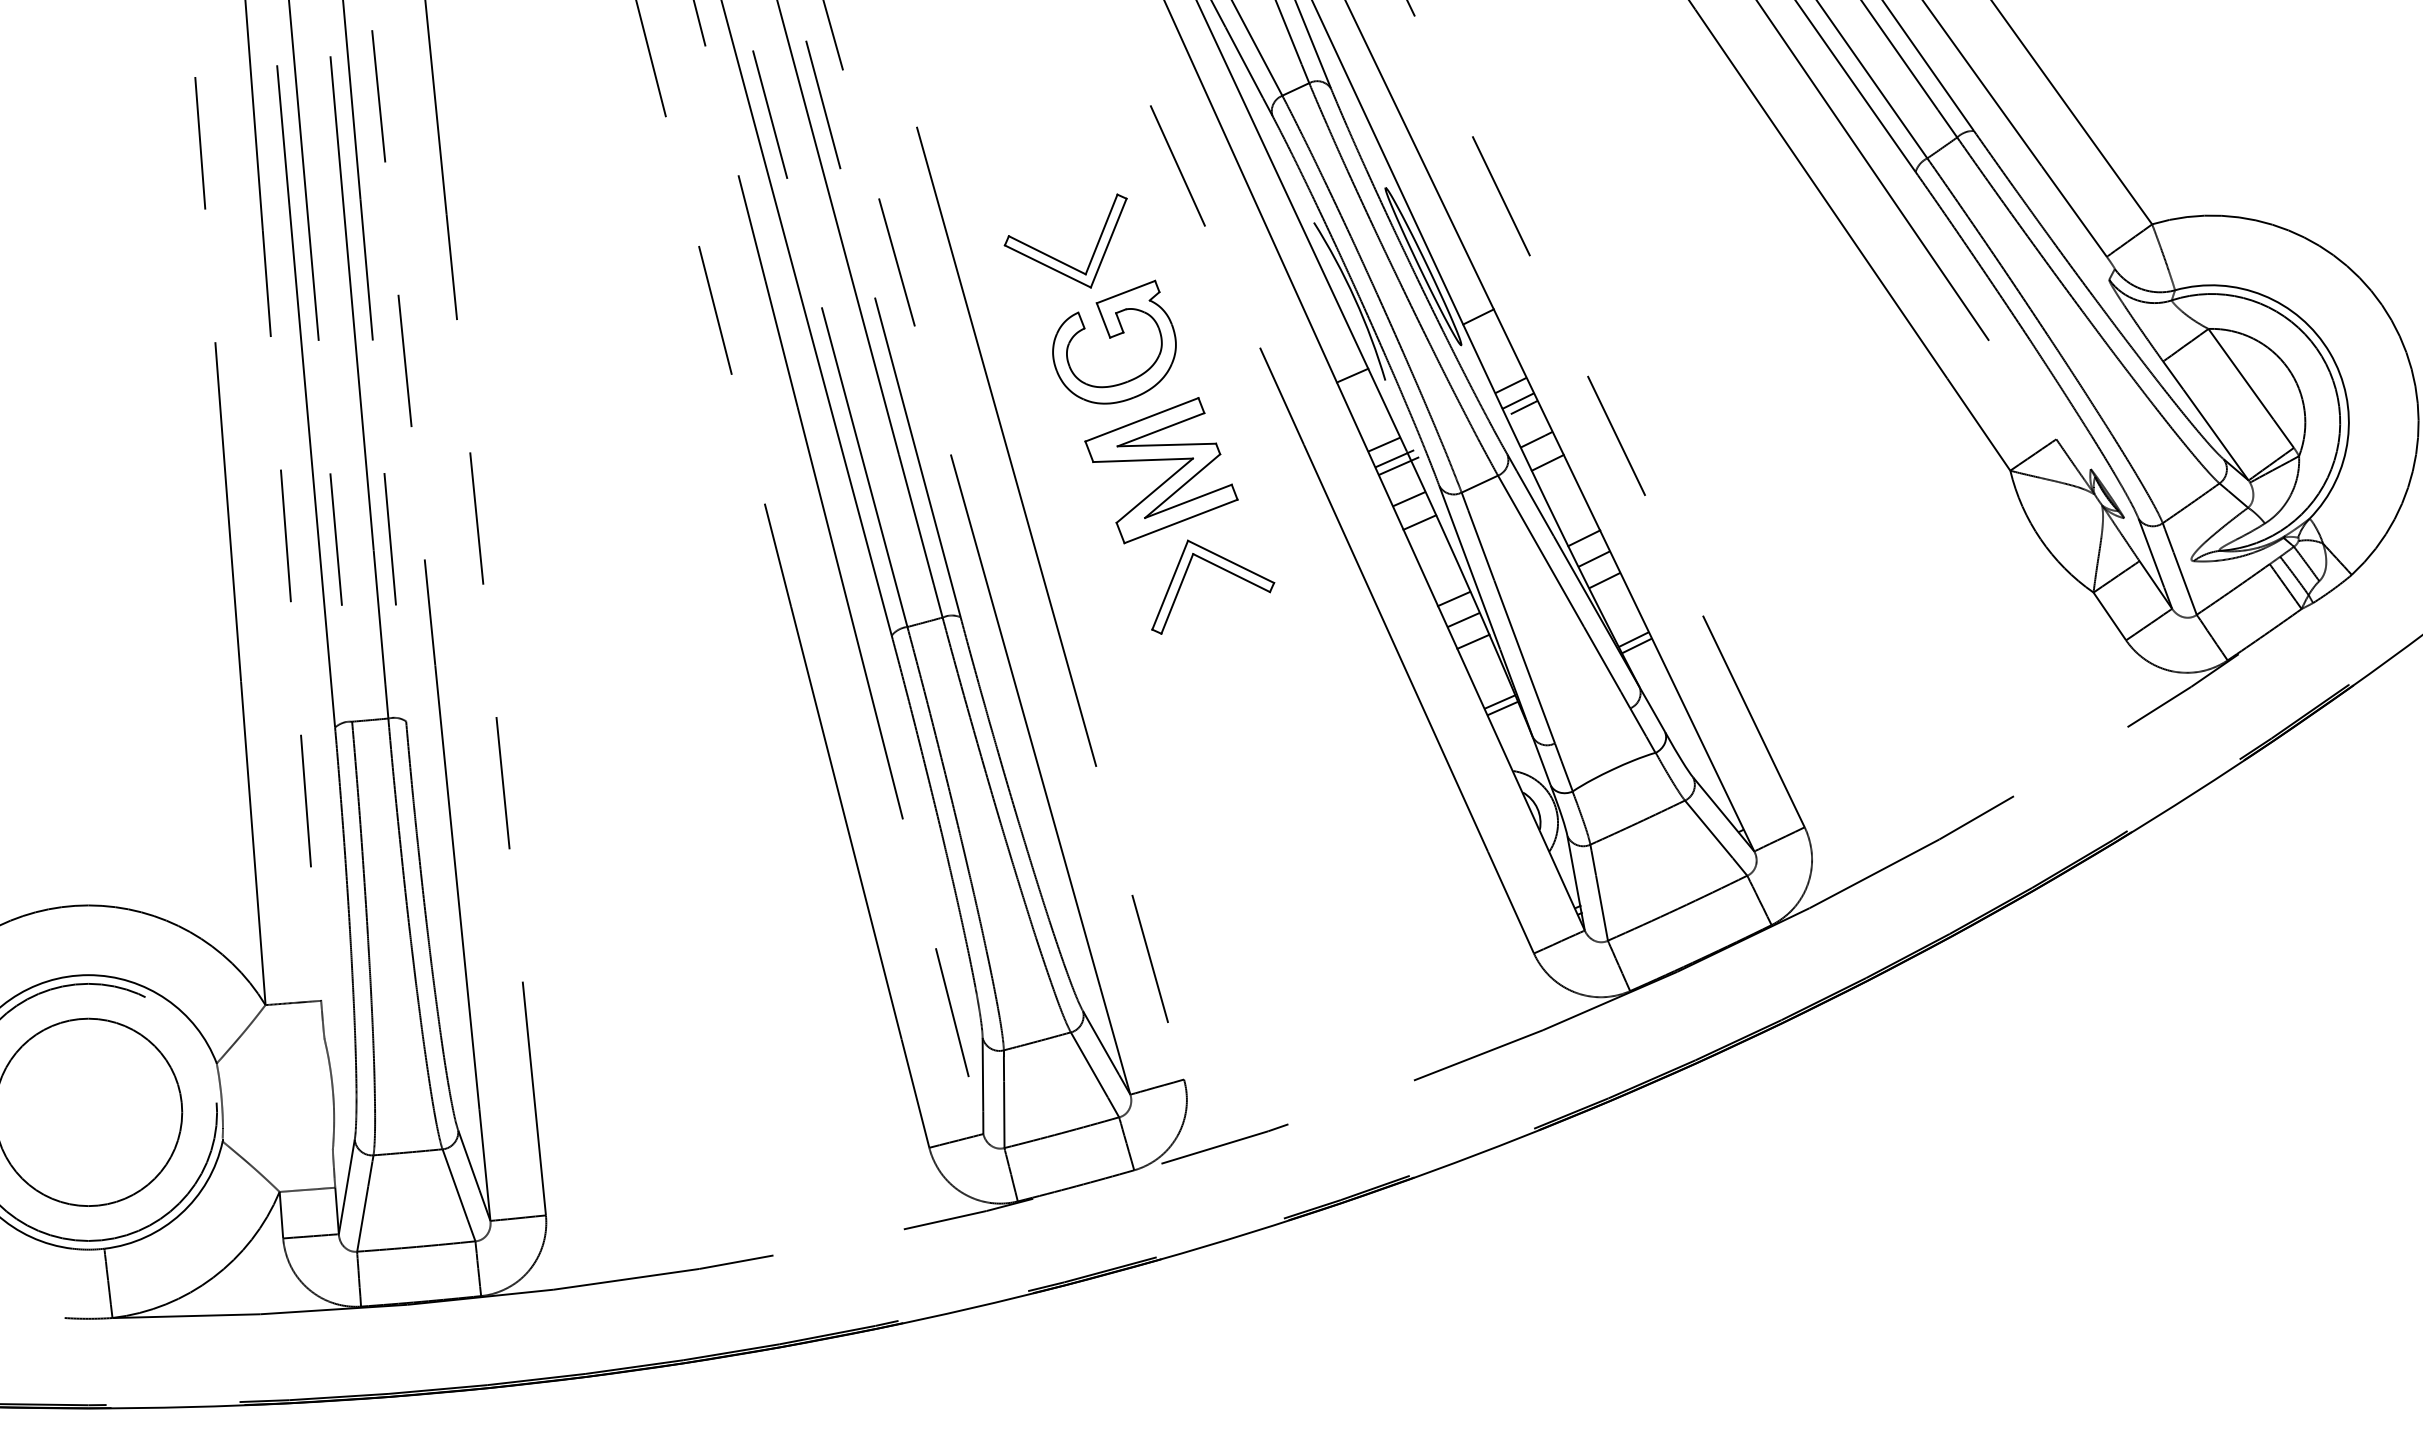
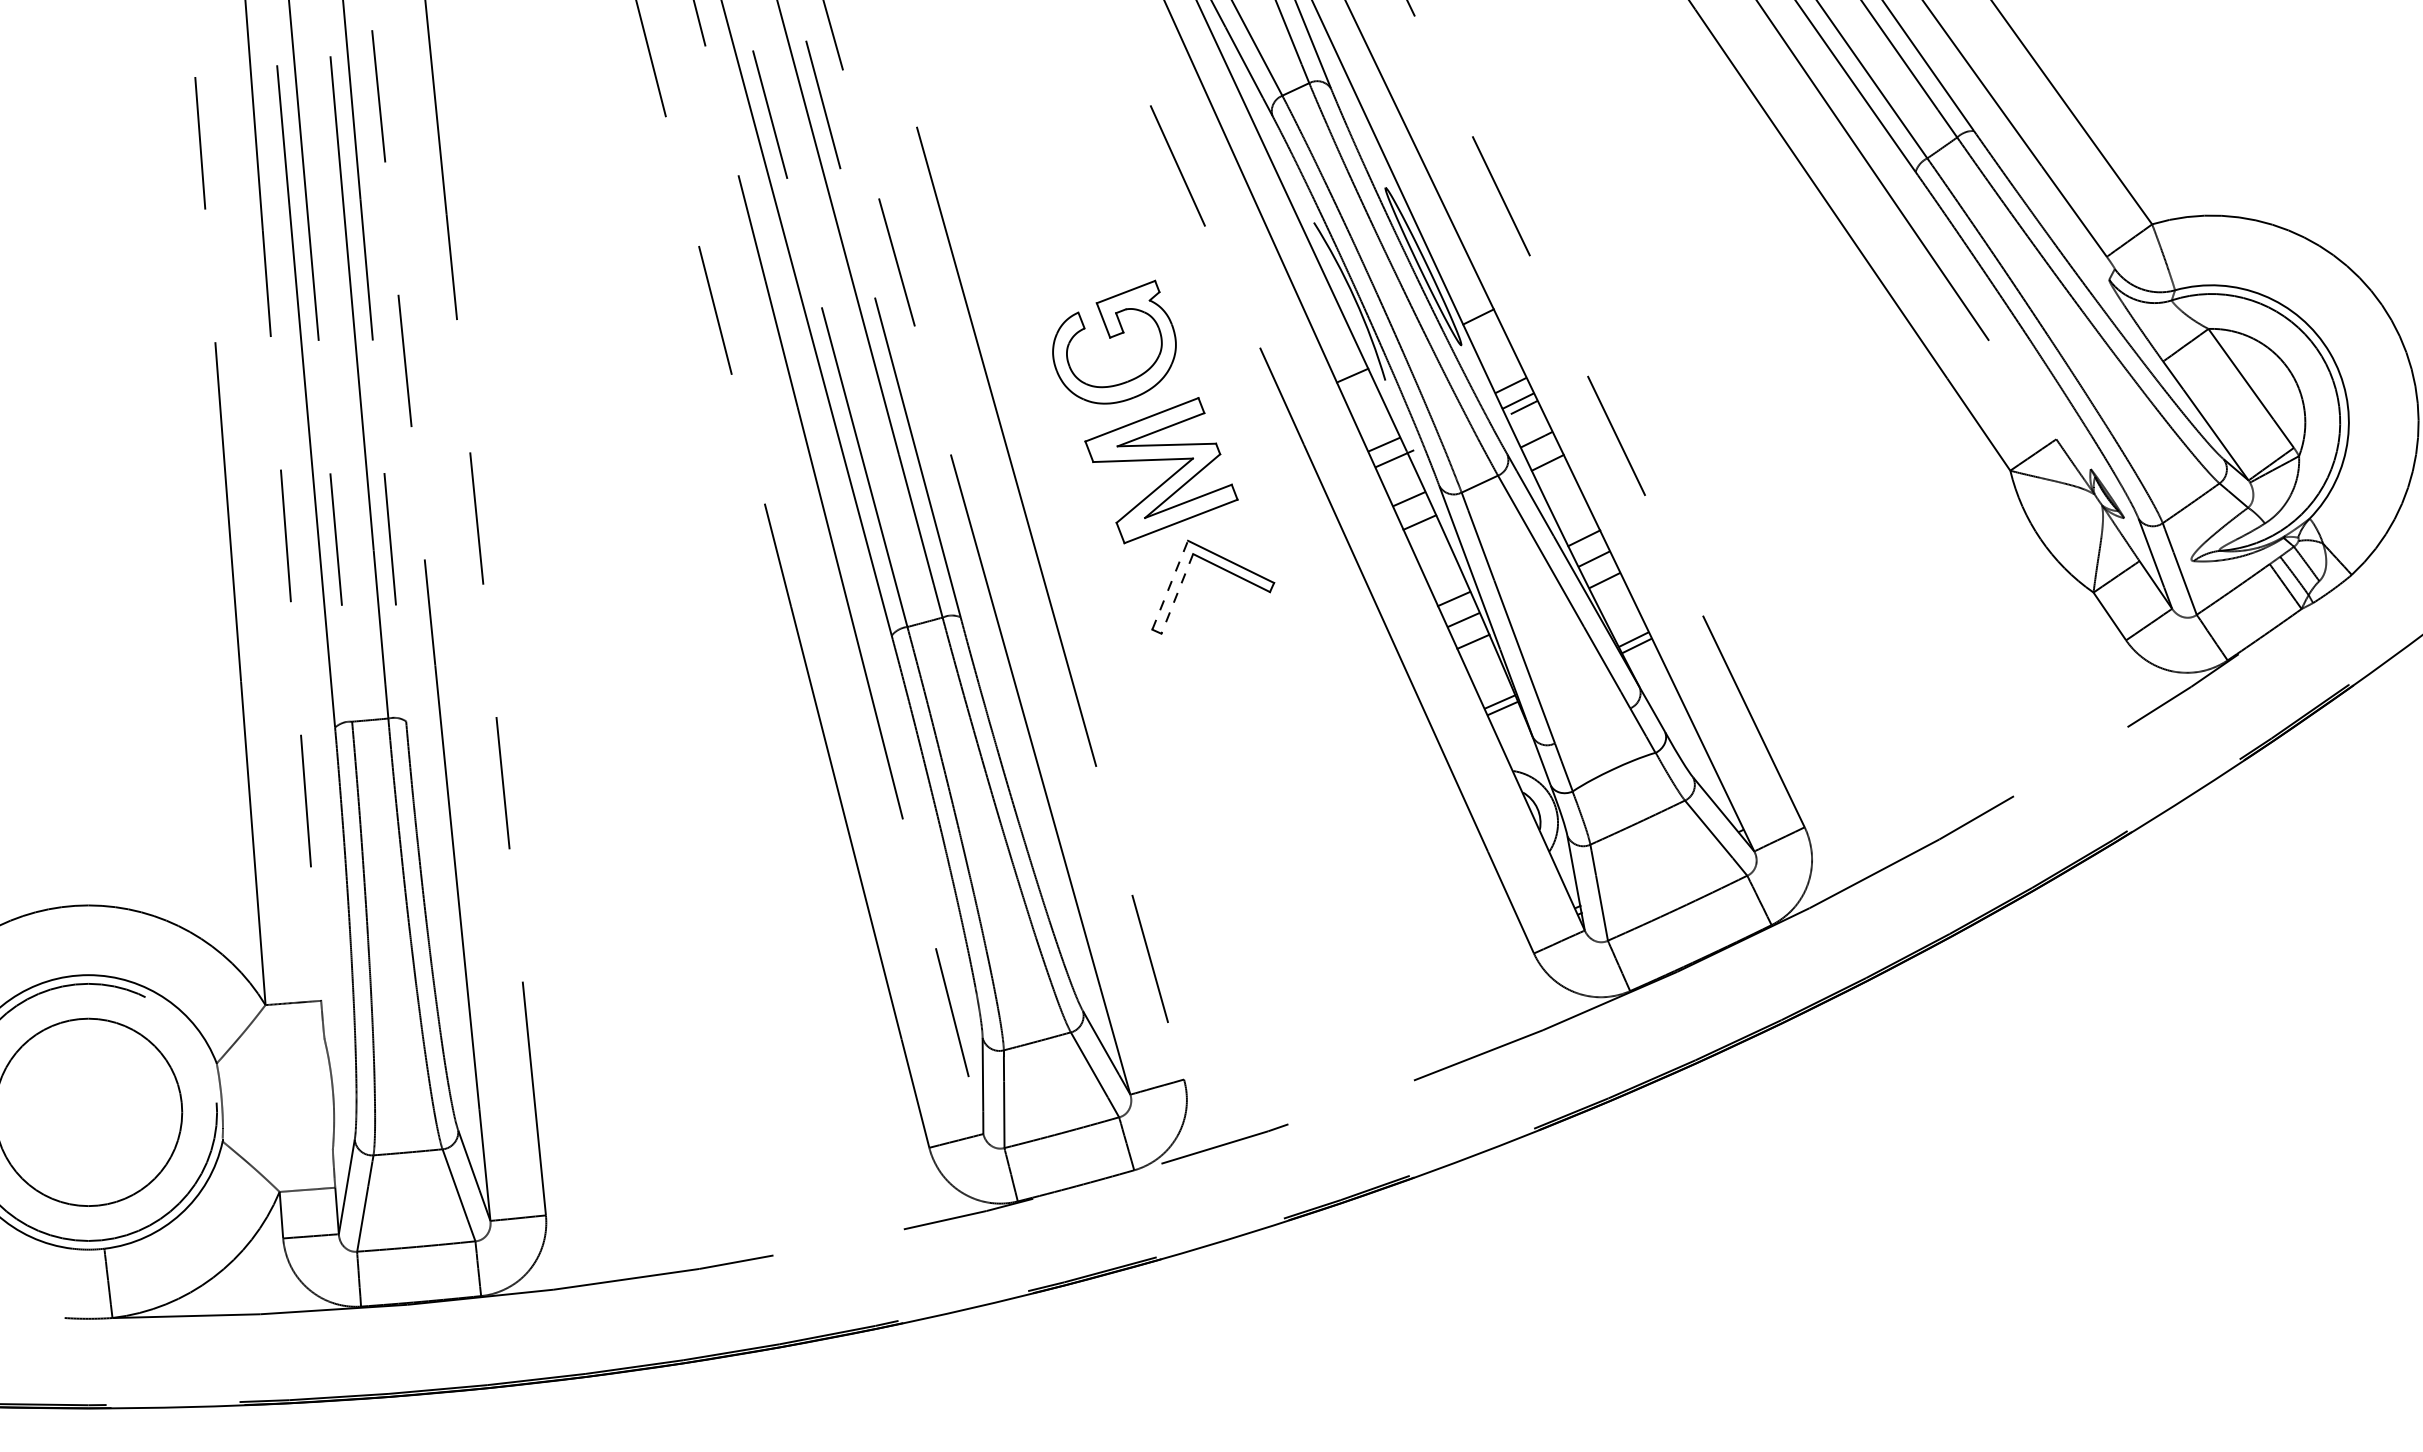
part: present -> none (1056, 258)
line: present -> none (1398, 466)
line: solid -> dashed (1170, 585)
line: solid -> dashed (1177, 593)
